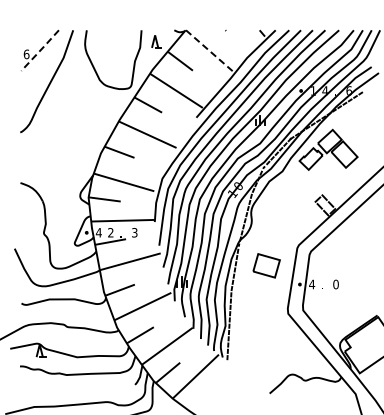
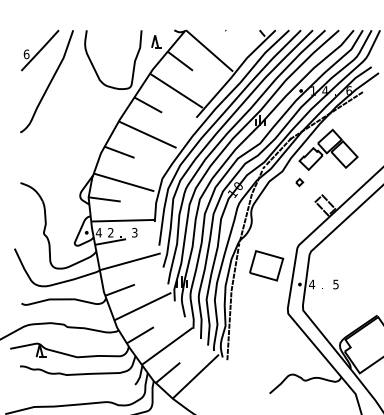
line: dashed -> solid (40, 50)
line: dashed -> solid (209, 51)
part: none -> present (299, 181)
part size: 29x26 px -> 36x32 px (266, 265)
text: 0 -> 5 (335, 284)
